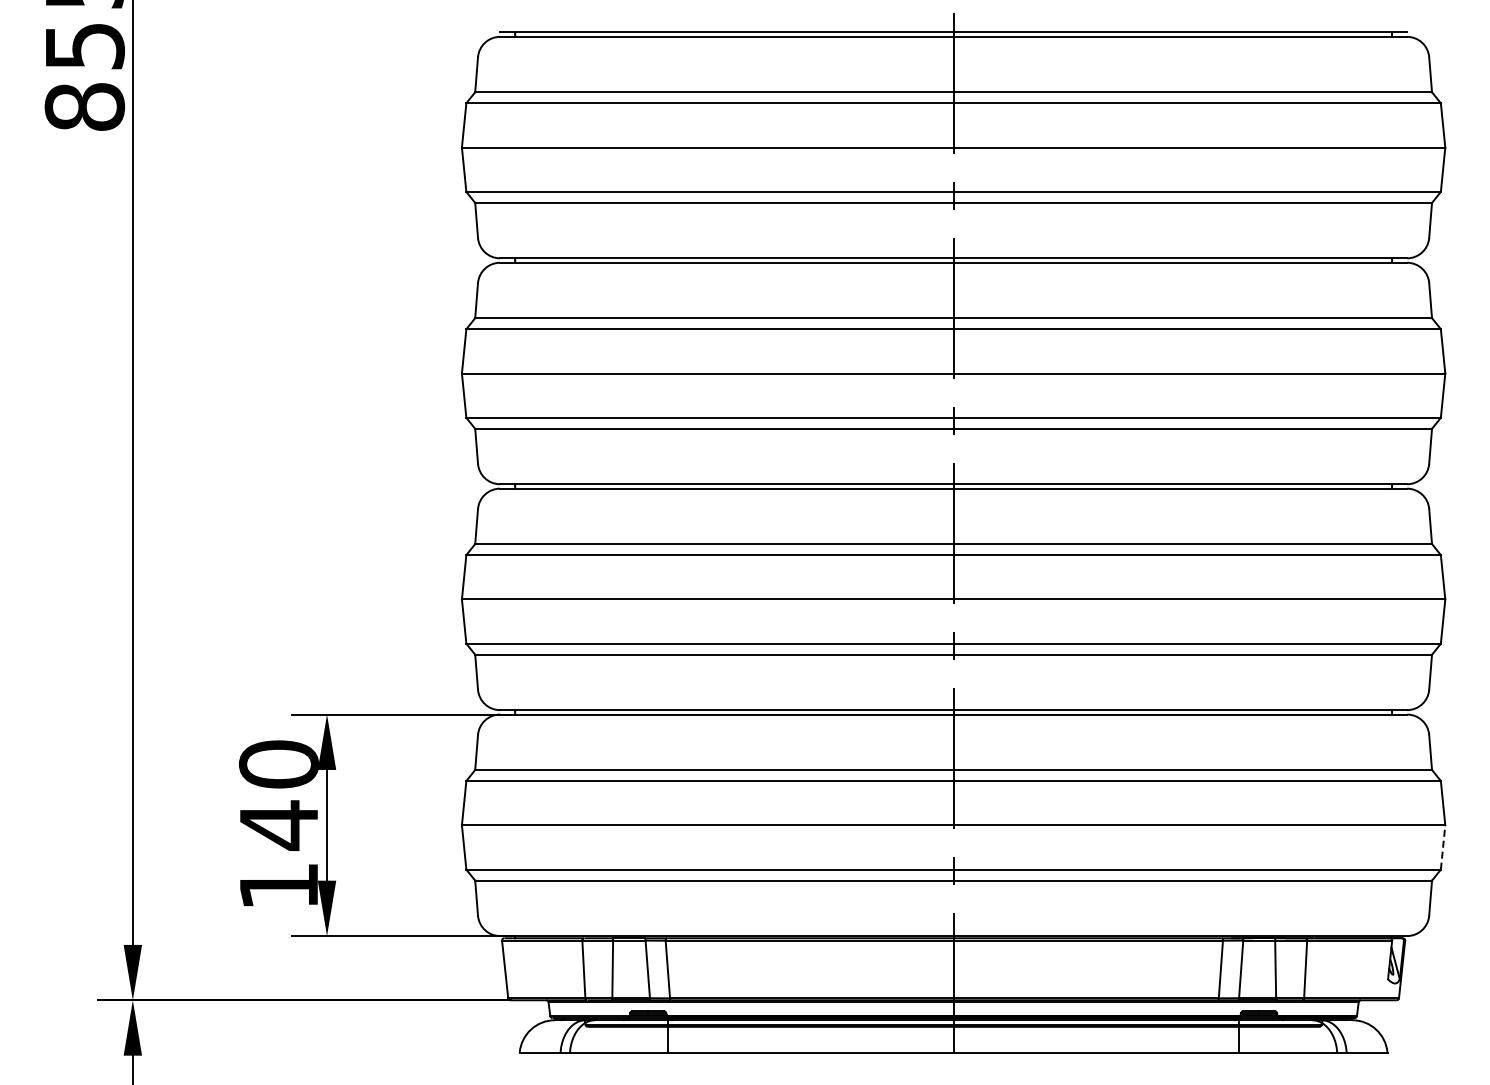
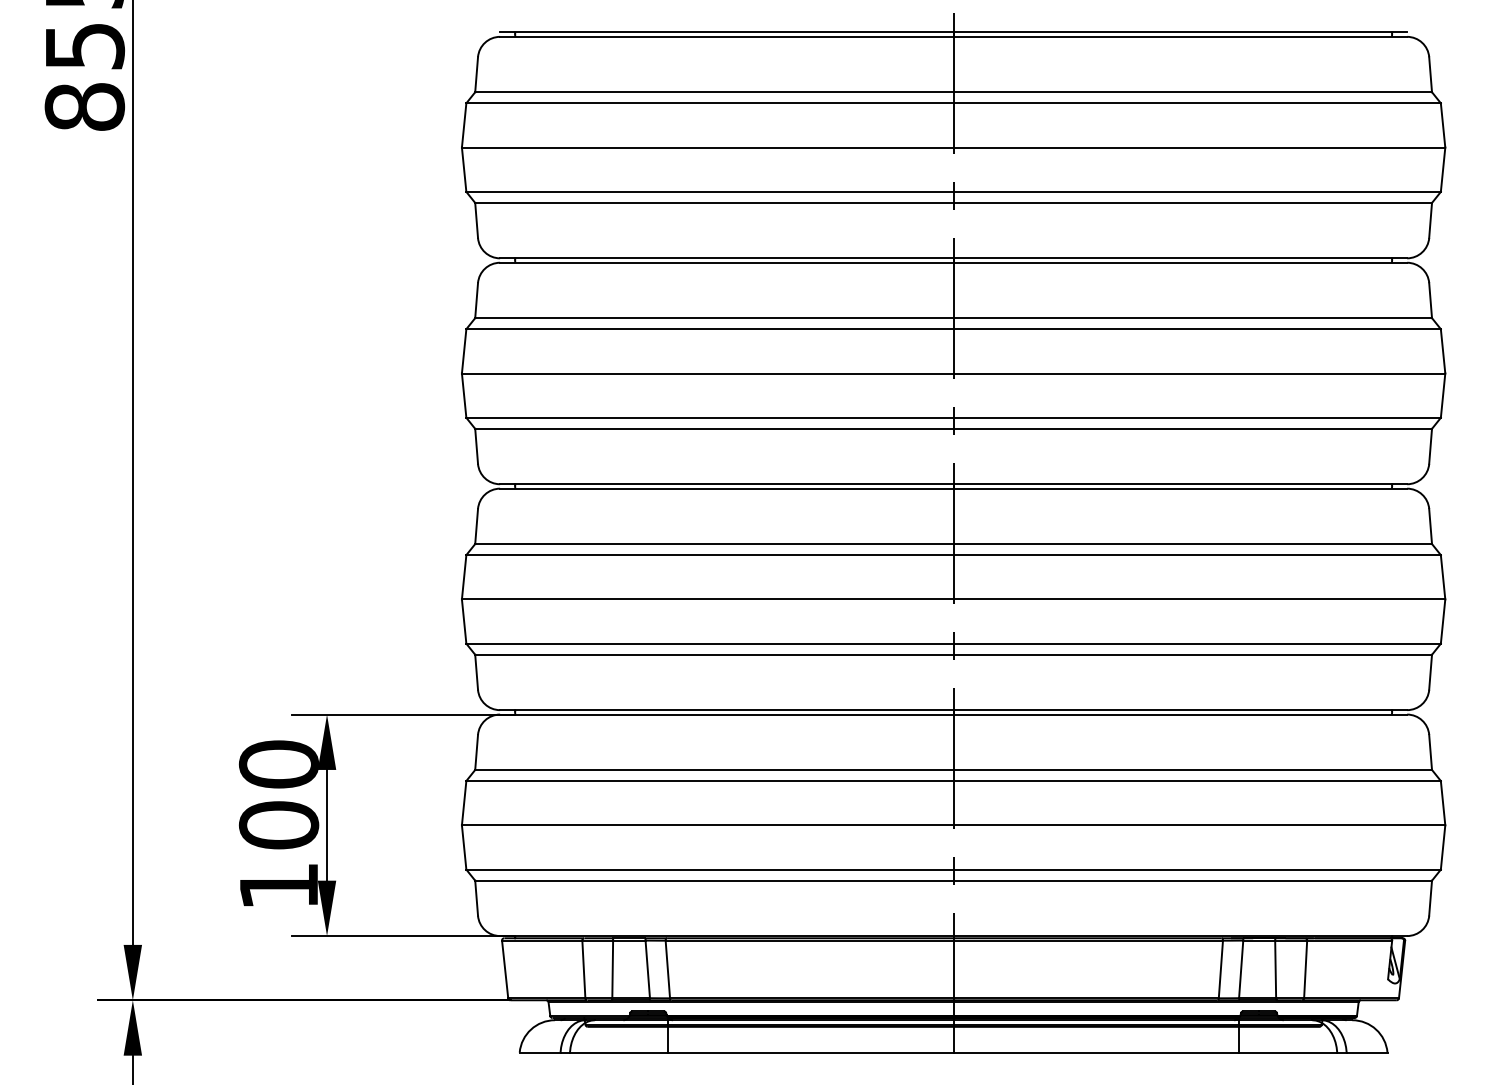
text: 140 -> 100 (278, 825)
line: dashed -> solid (1443, 846)
